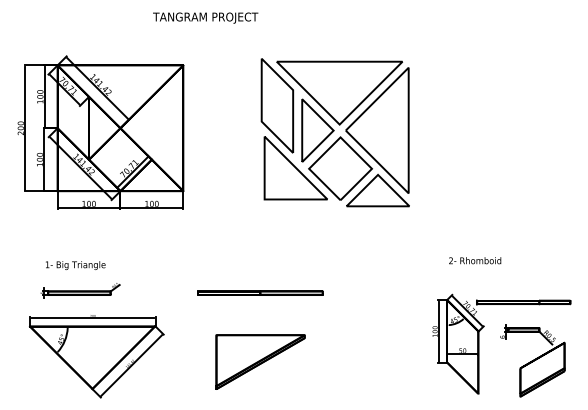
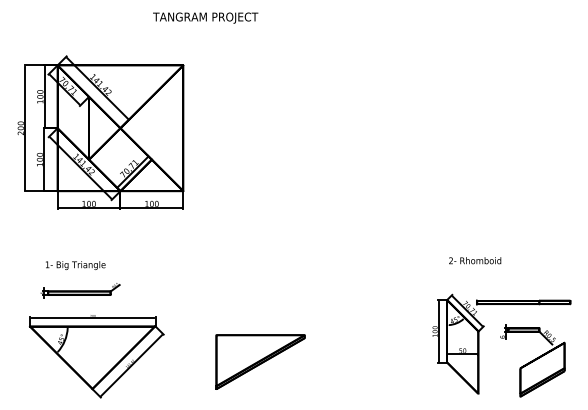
part: present -> none (334, 132)
part: present -> none (260, 292)
